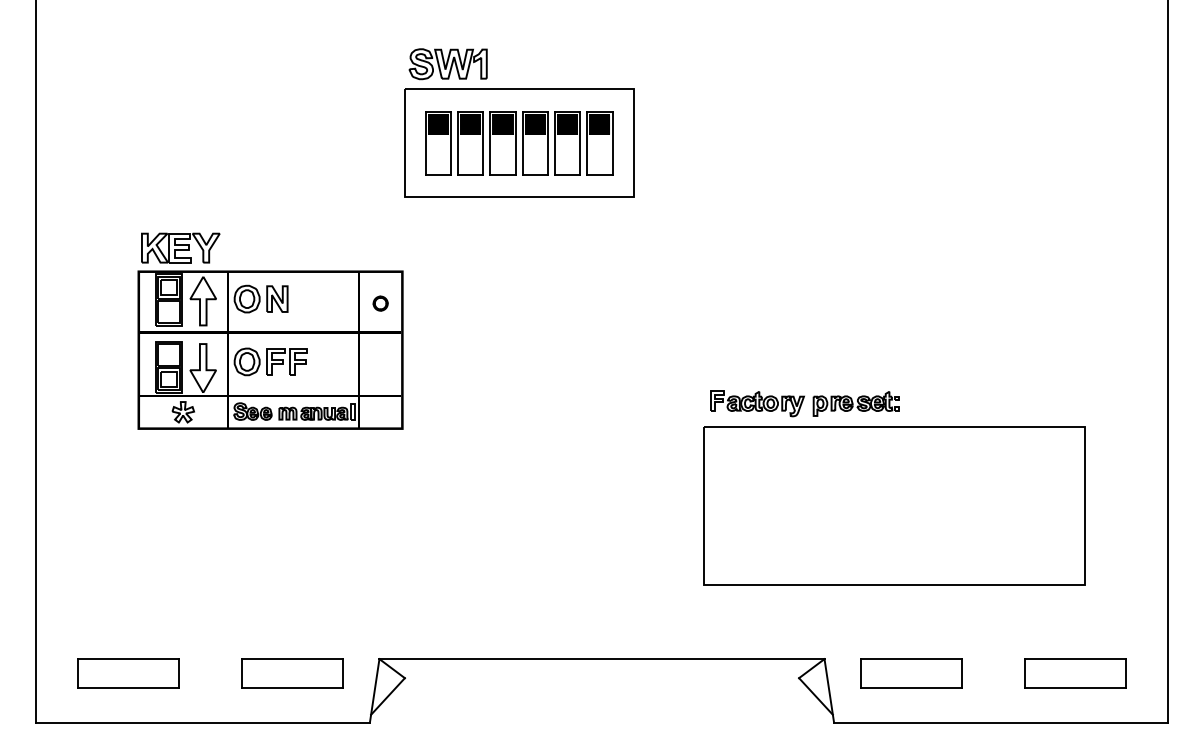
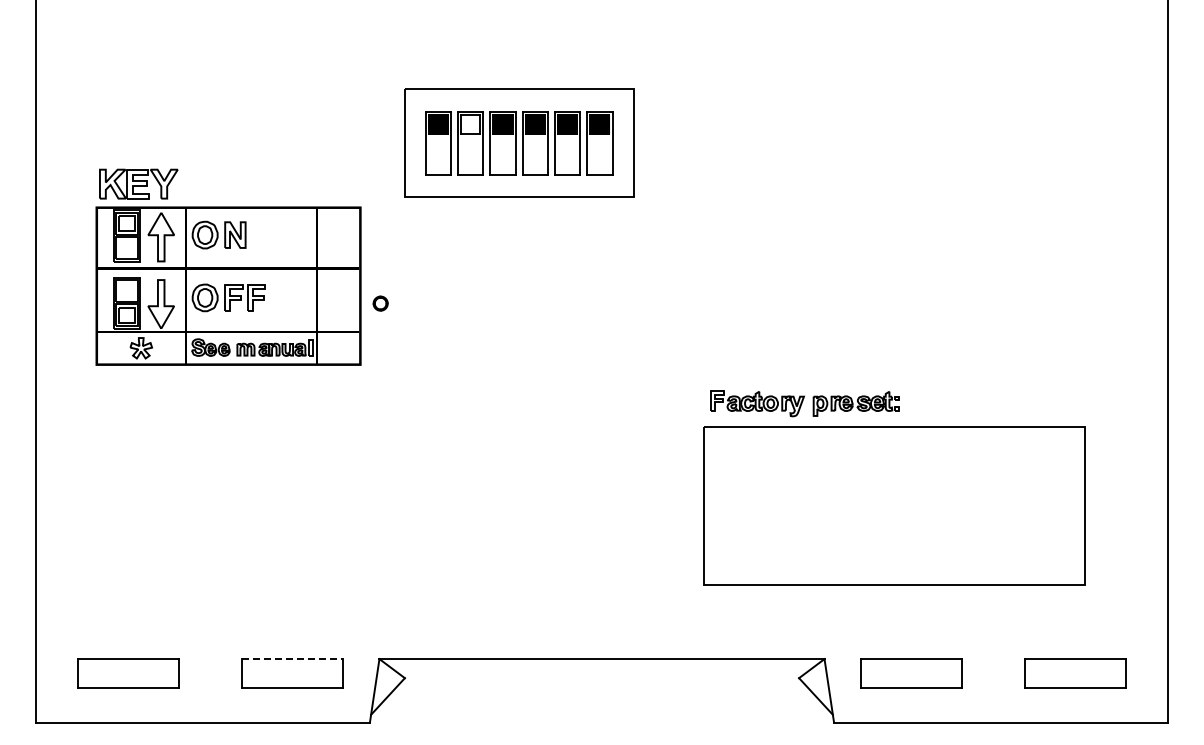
part: present -> none (447, 64)
hatch: present -> none (470, 123)
part position: (270, 330) -> (228, 266) (228, 266)
line: solid -> dashed (292, 659)
